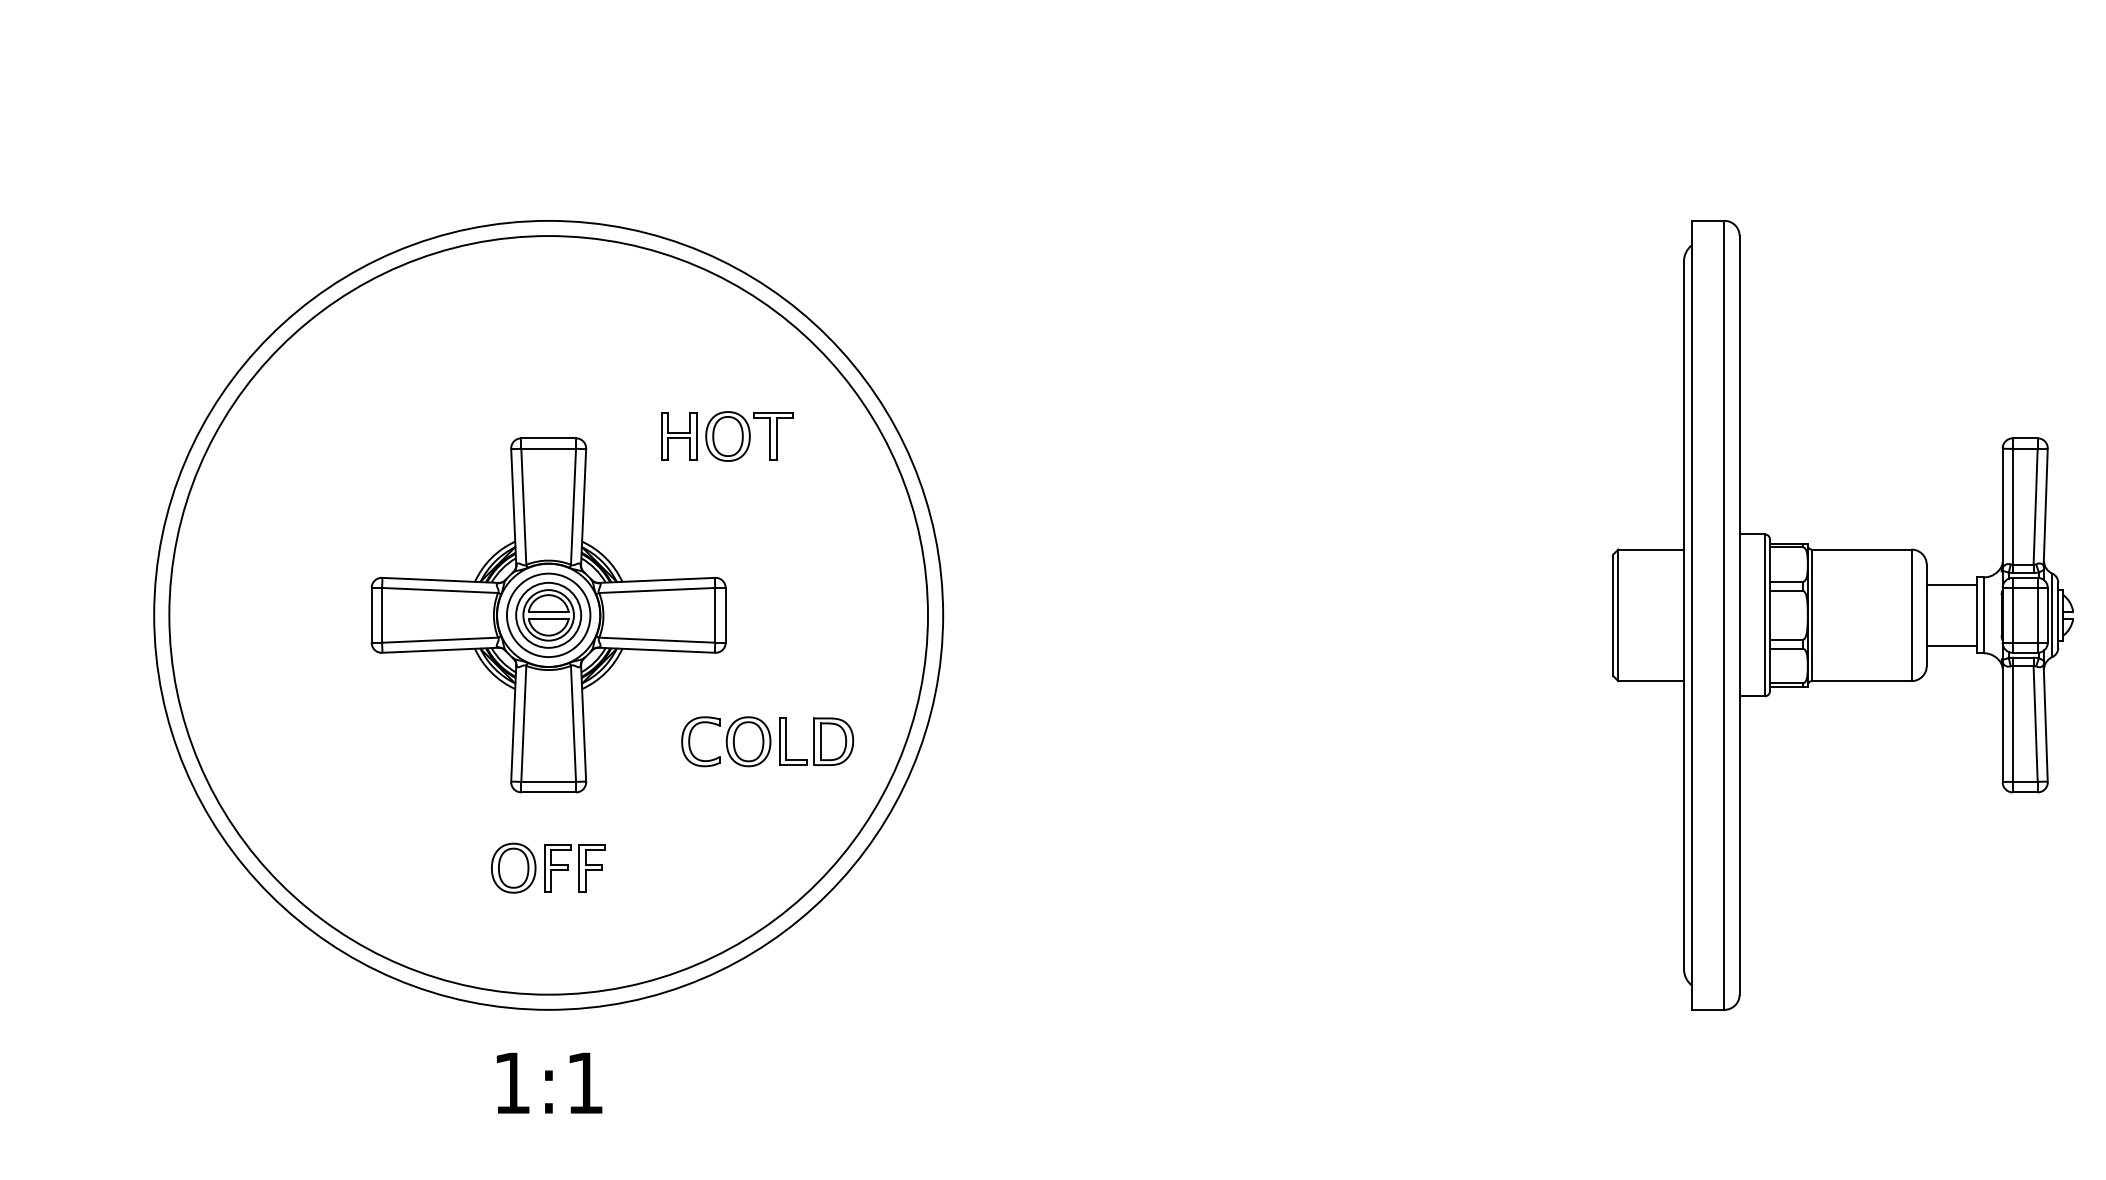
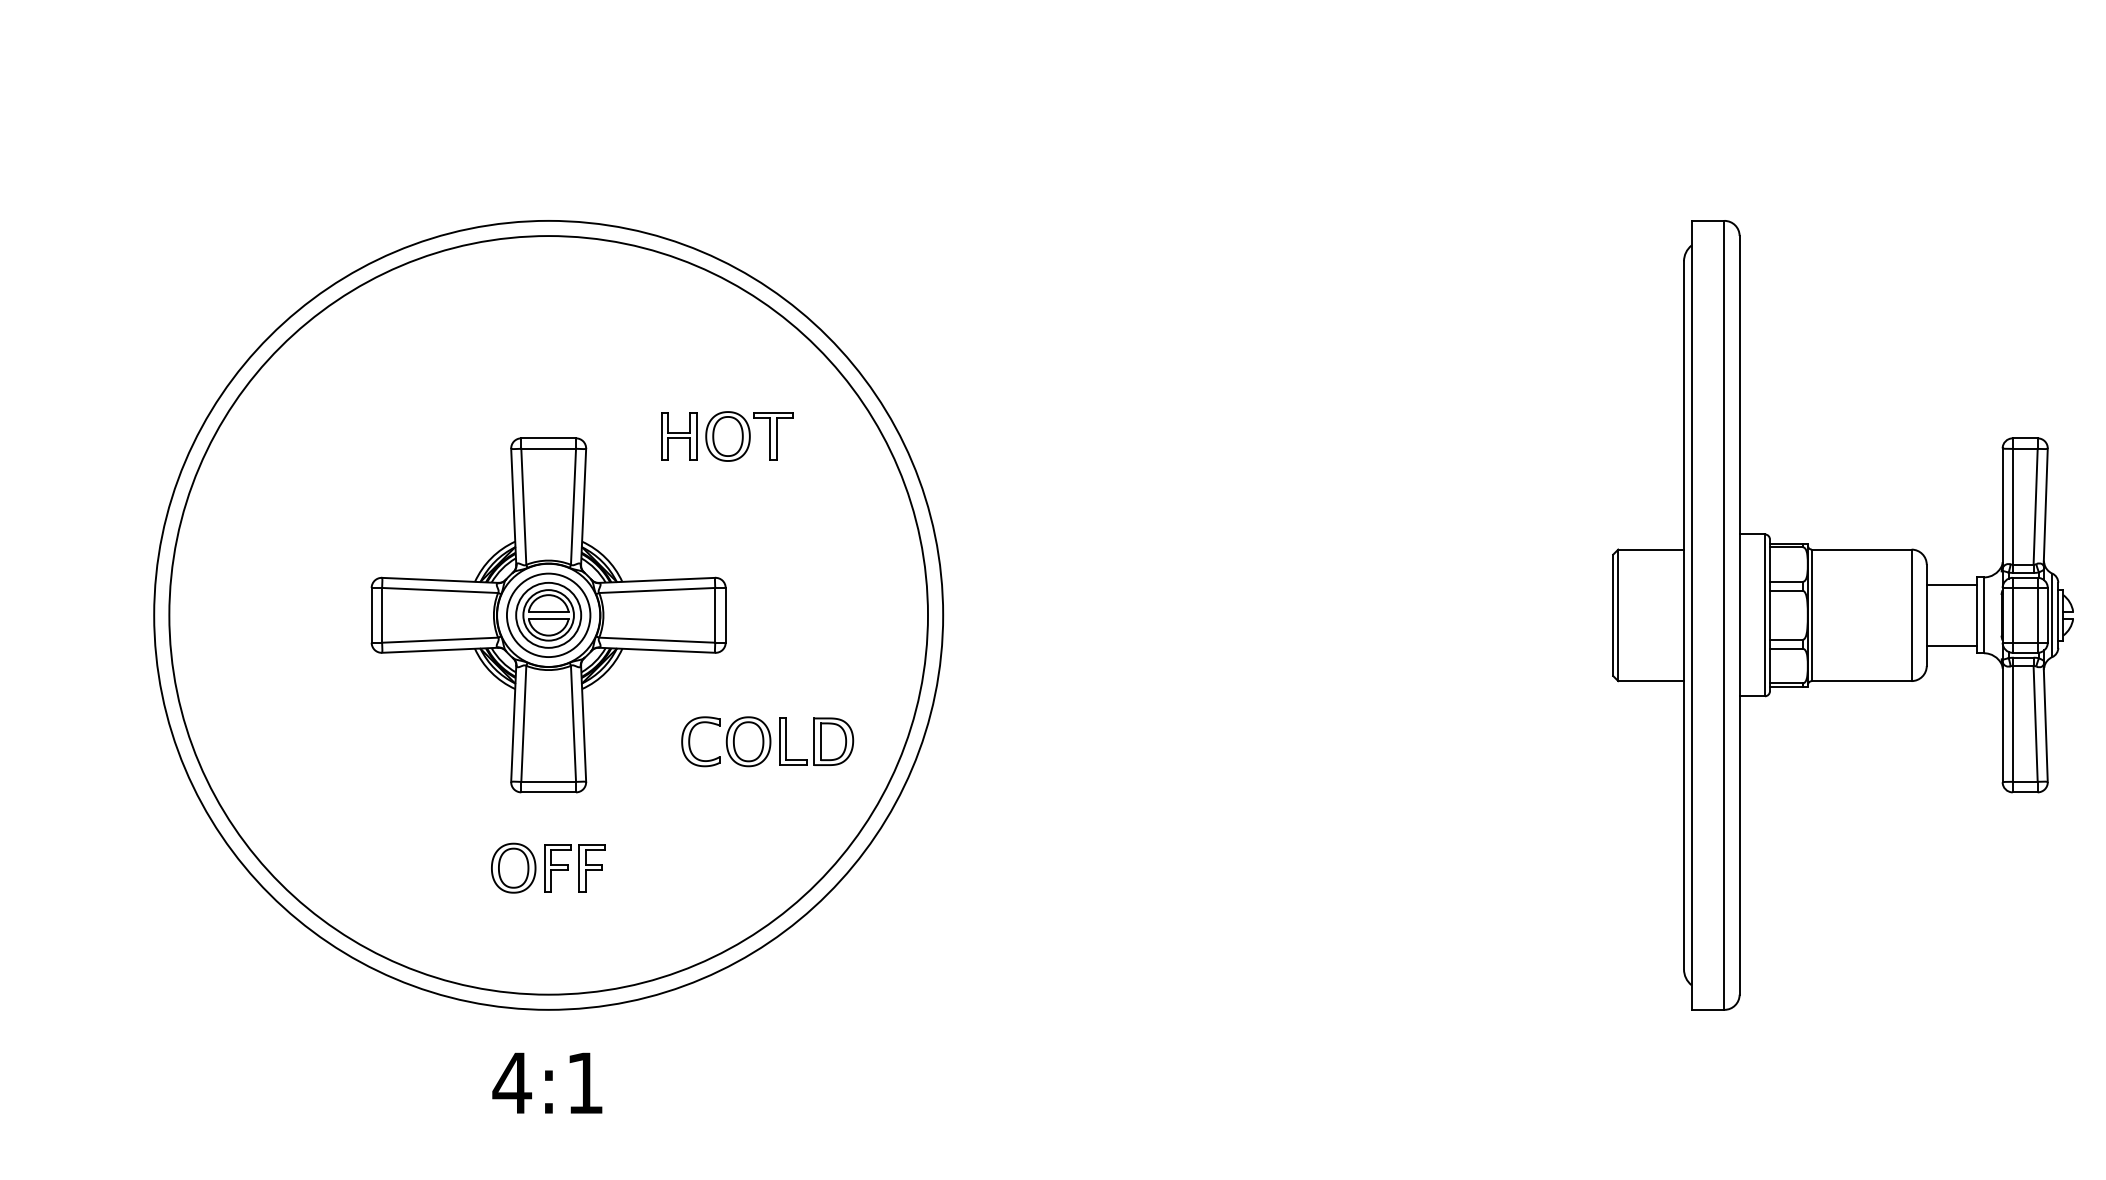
text: 1:1 -> 4:1 (512, 1082)
